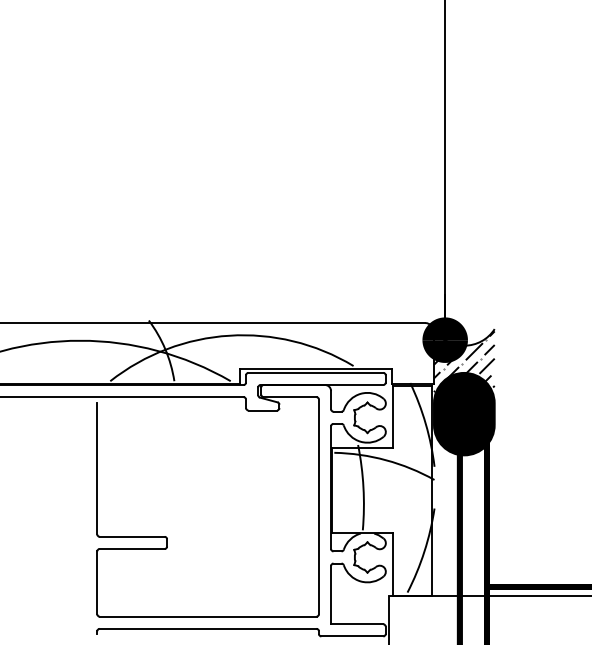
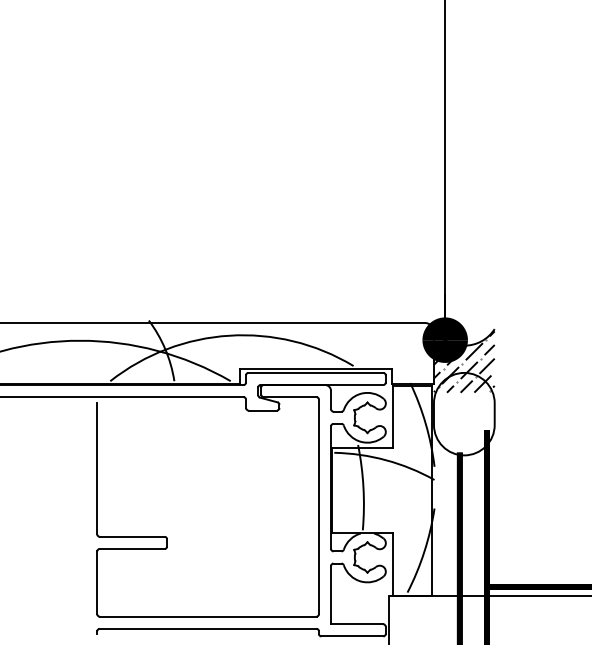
fill: present -> none (463, 413)
